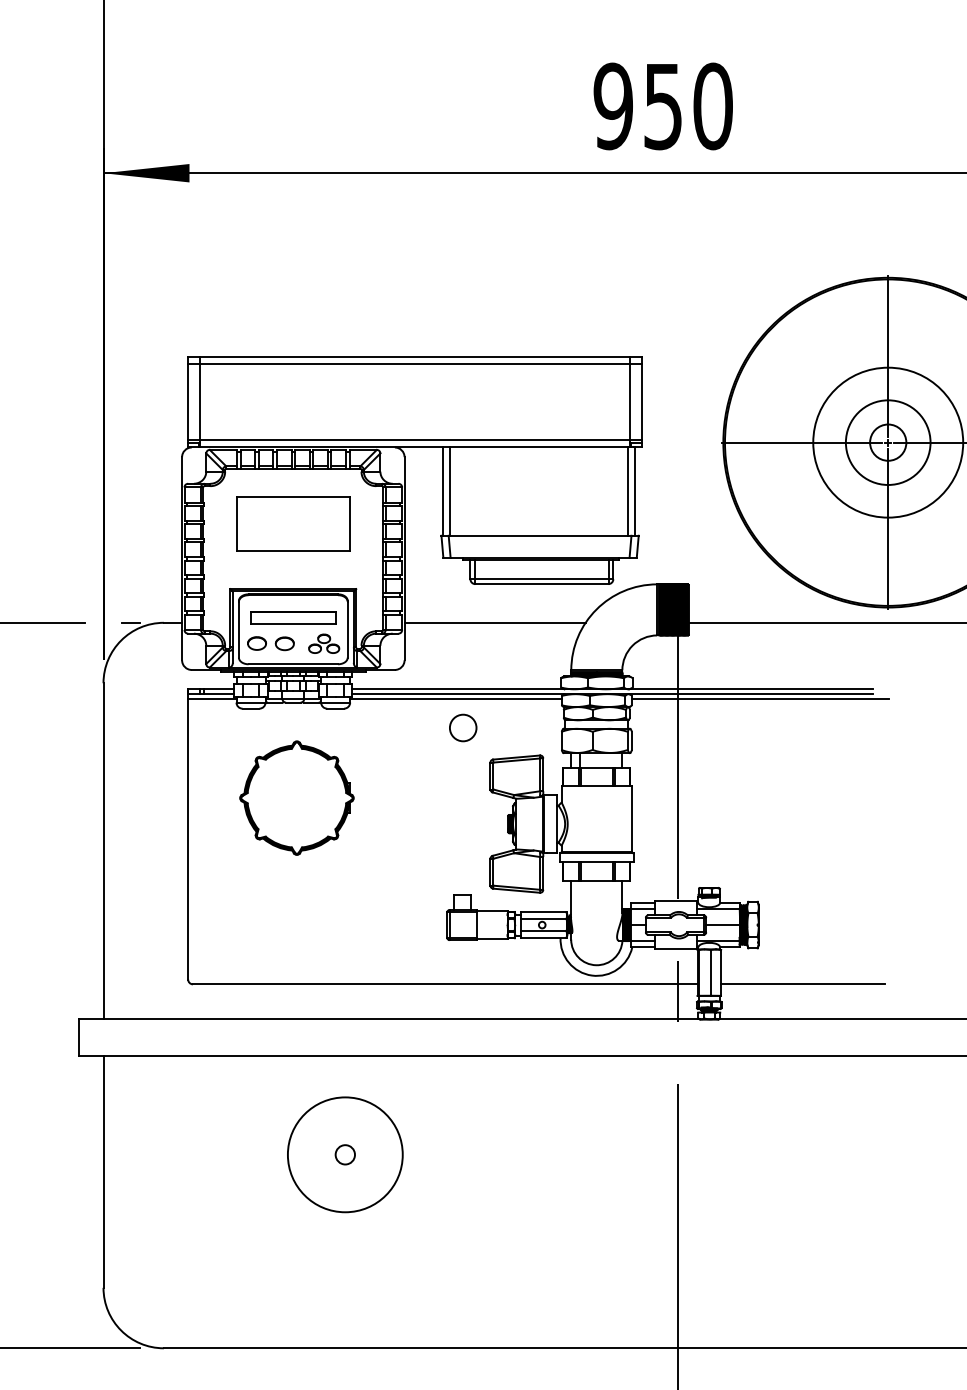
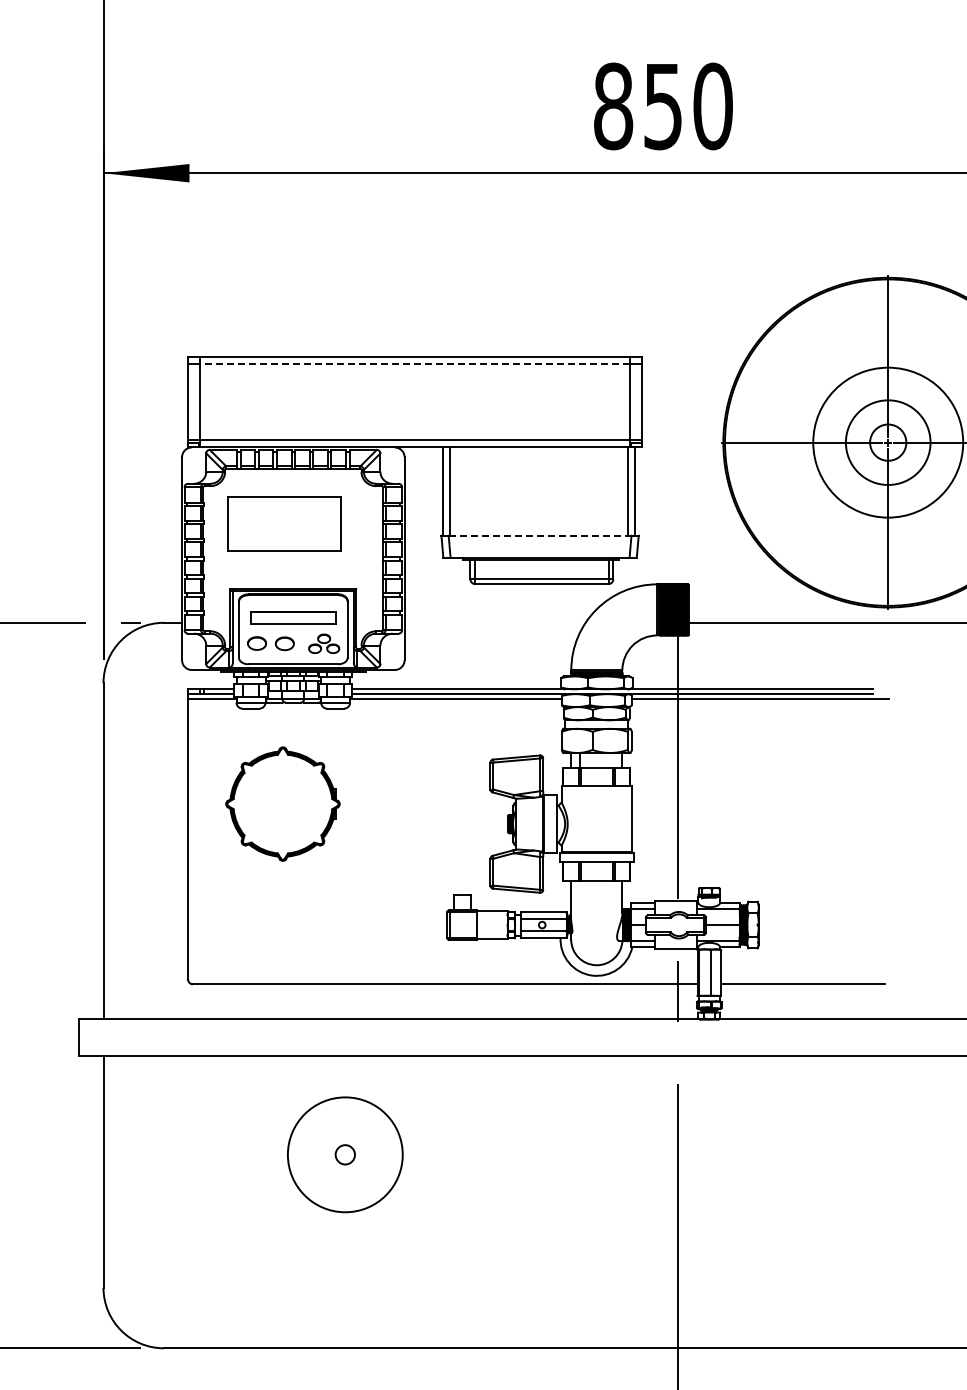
text: 950 -> 850 (613, 106)
line: solid -> dashed (415, 364)
part position: (293, 523) -> (284, 523) (284, 523)
line: solid -> dashed (539, 535)
line: present -> none (494, 622)
circle: present -> none (463, 727)
part position: (296, 797) -> (282, 803) (282, 803)
